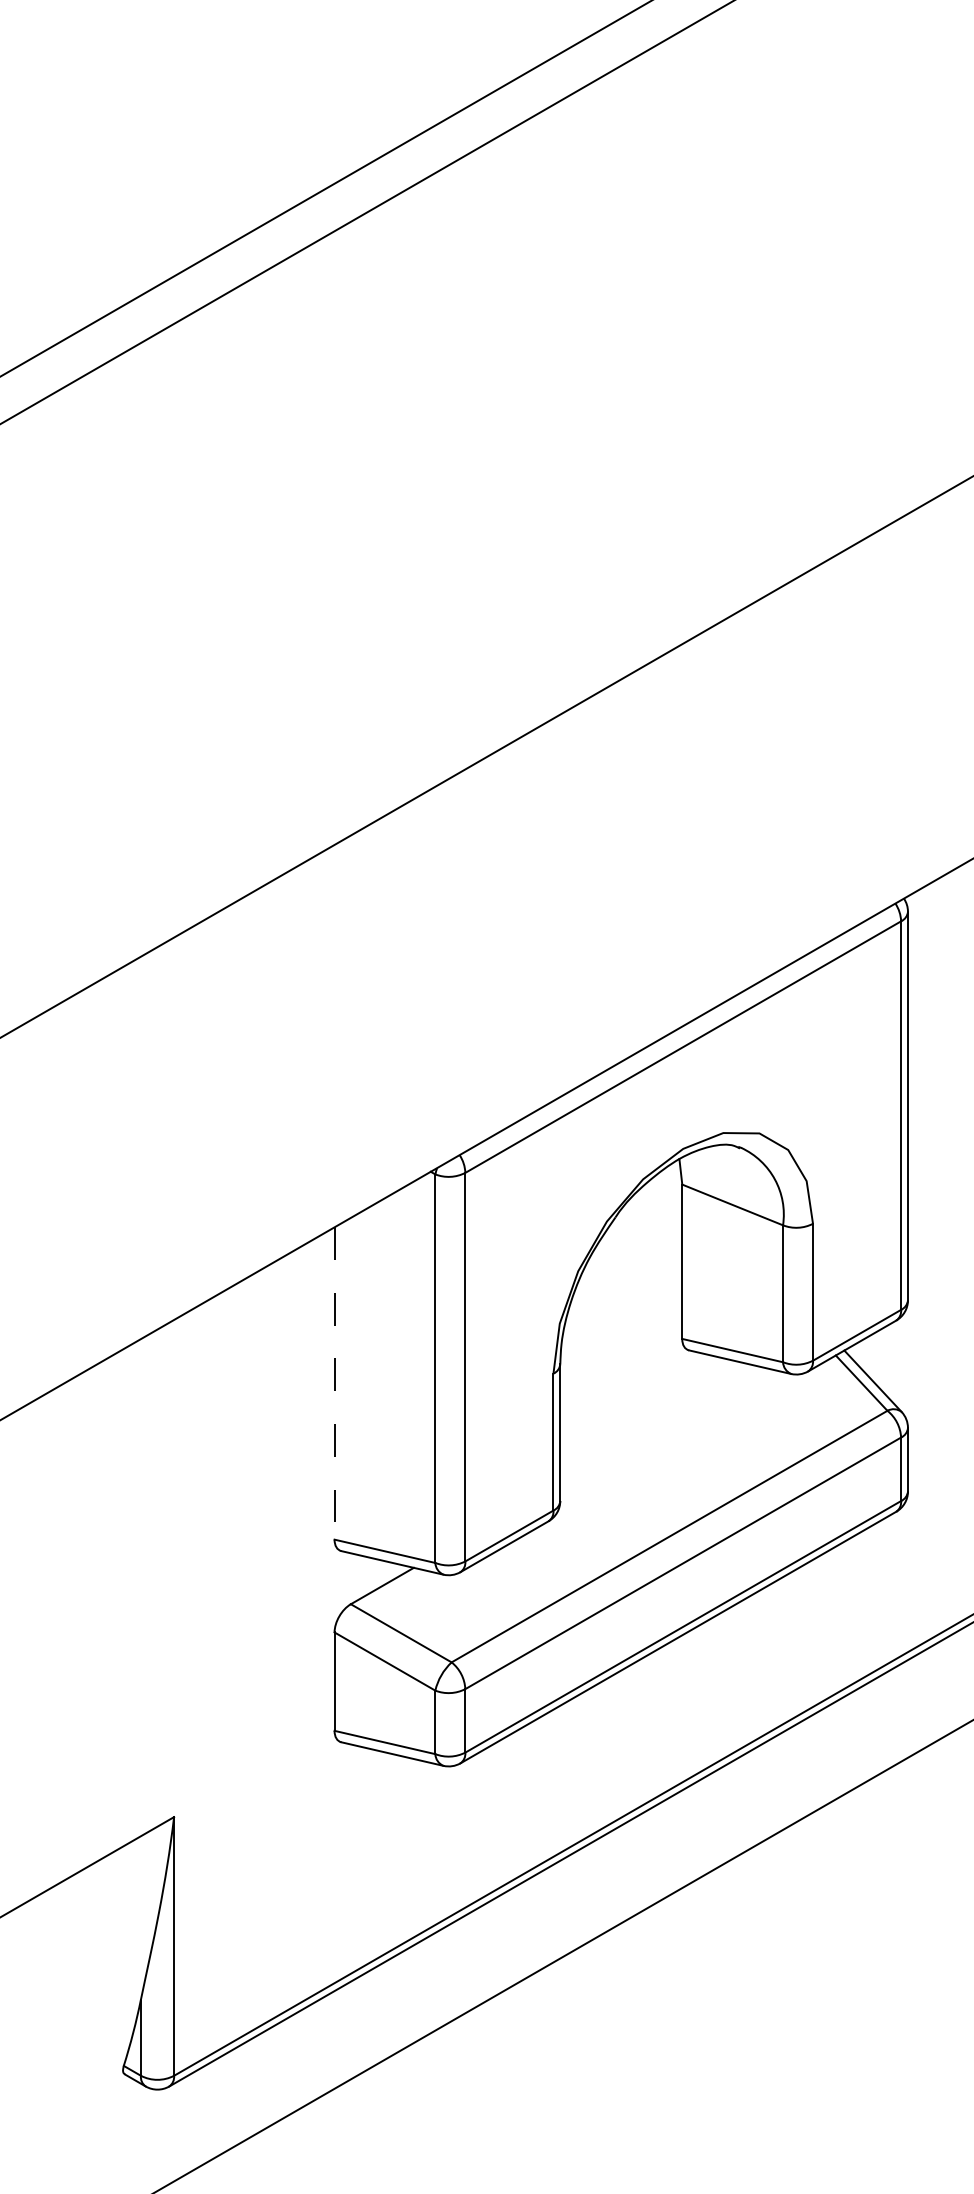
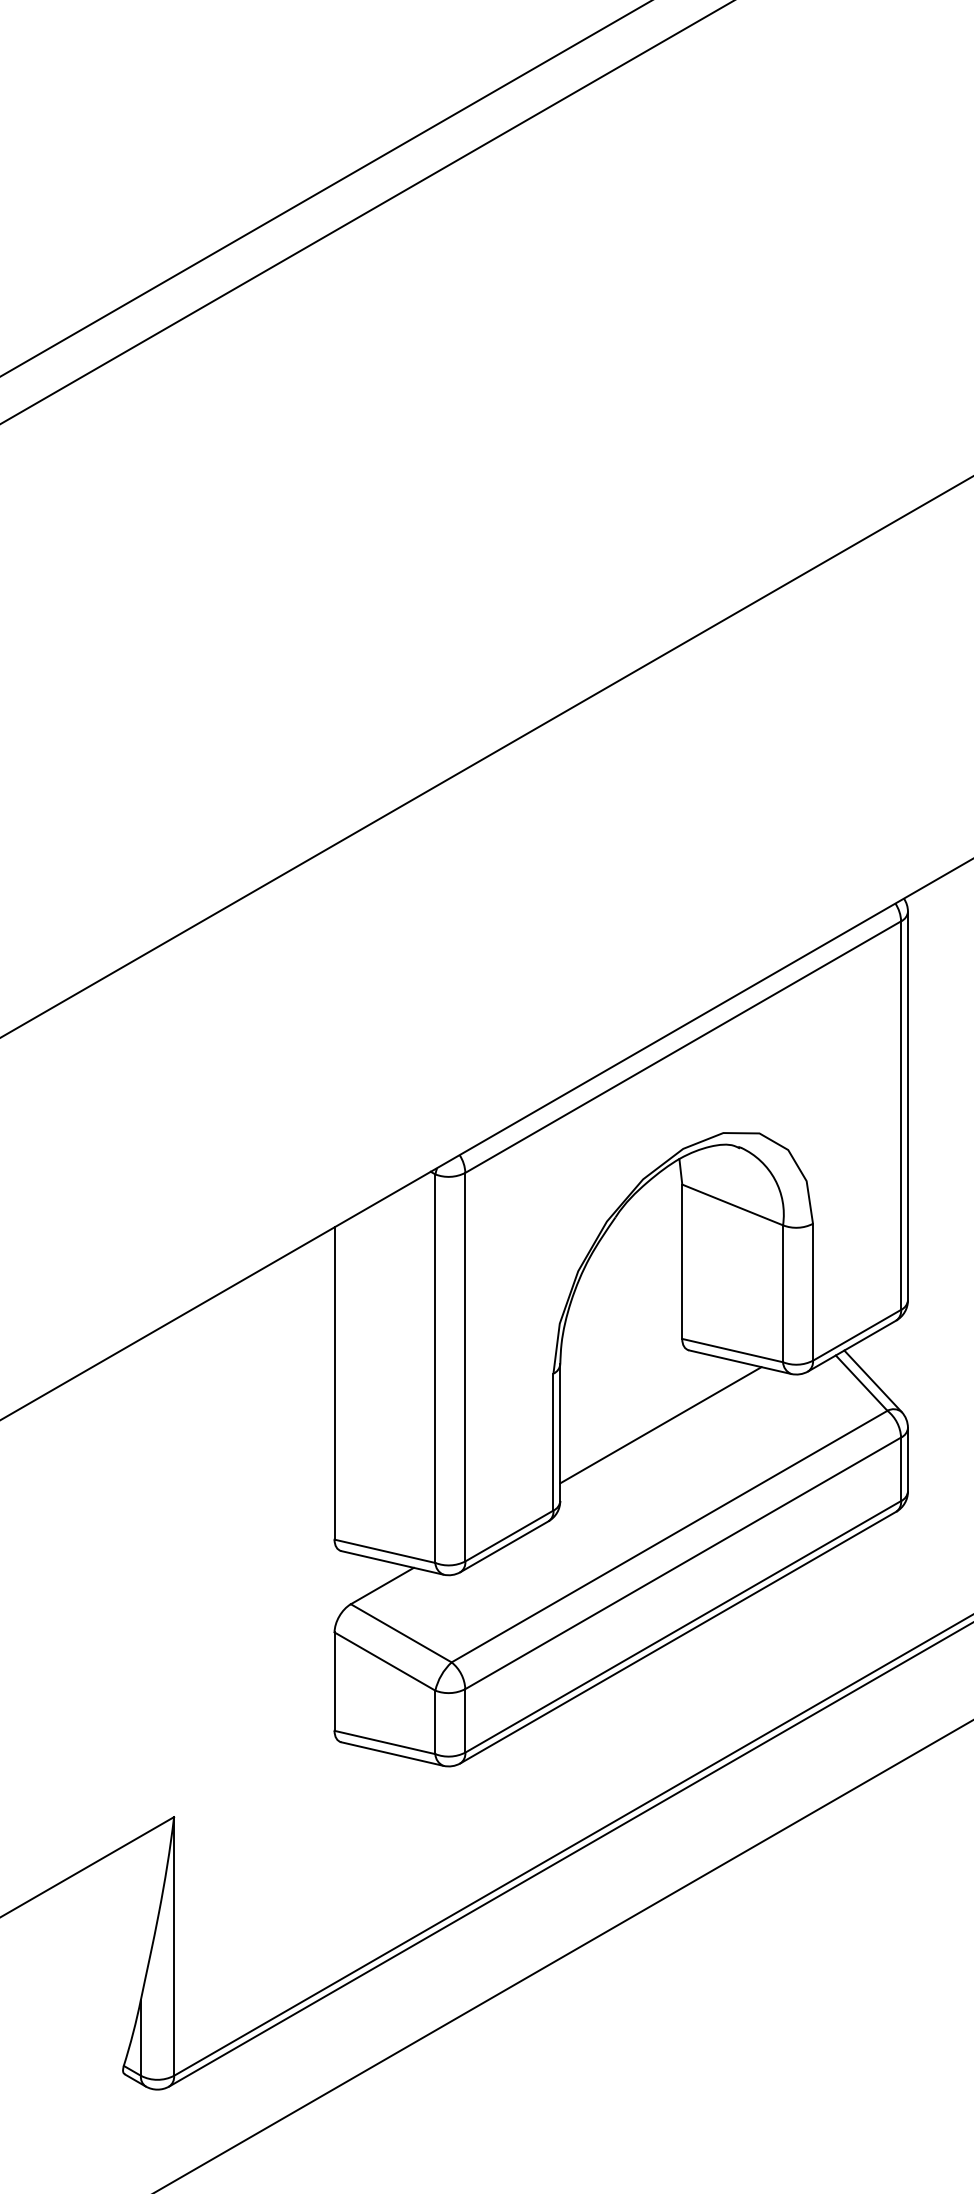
line: dashed -> solid (334, 1383)
line: none -> present (660, 1425)
